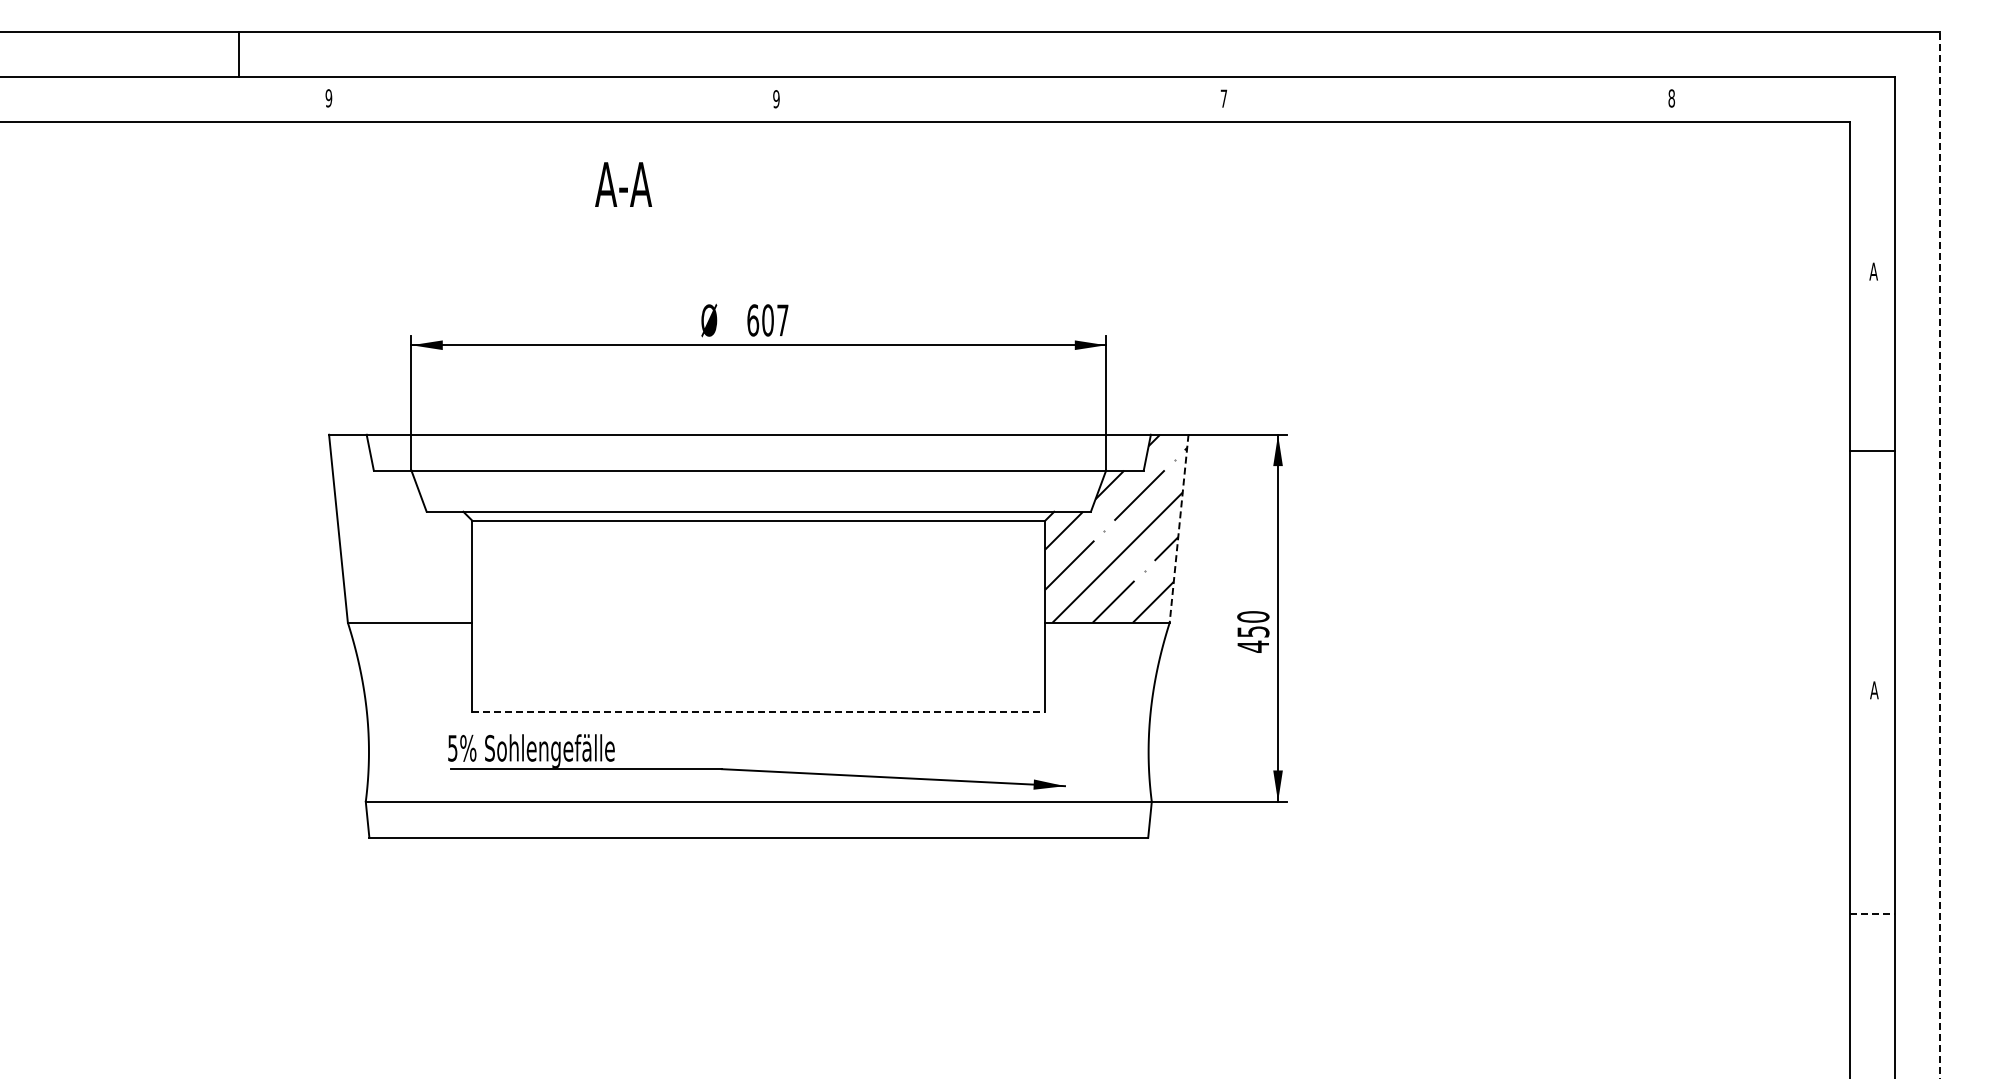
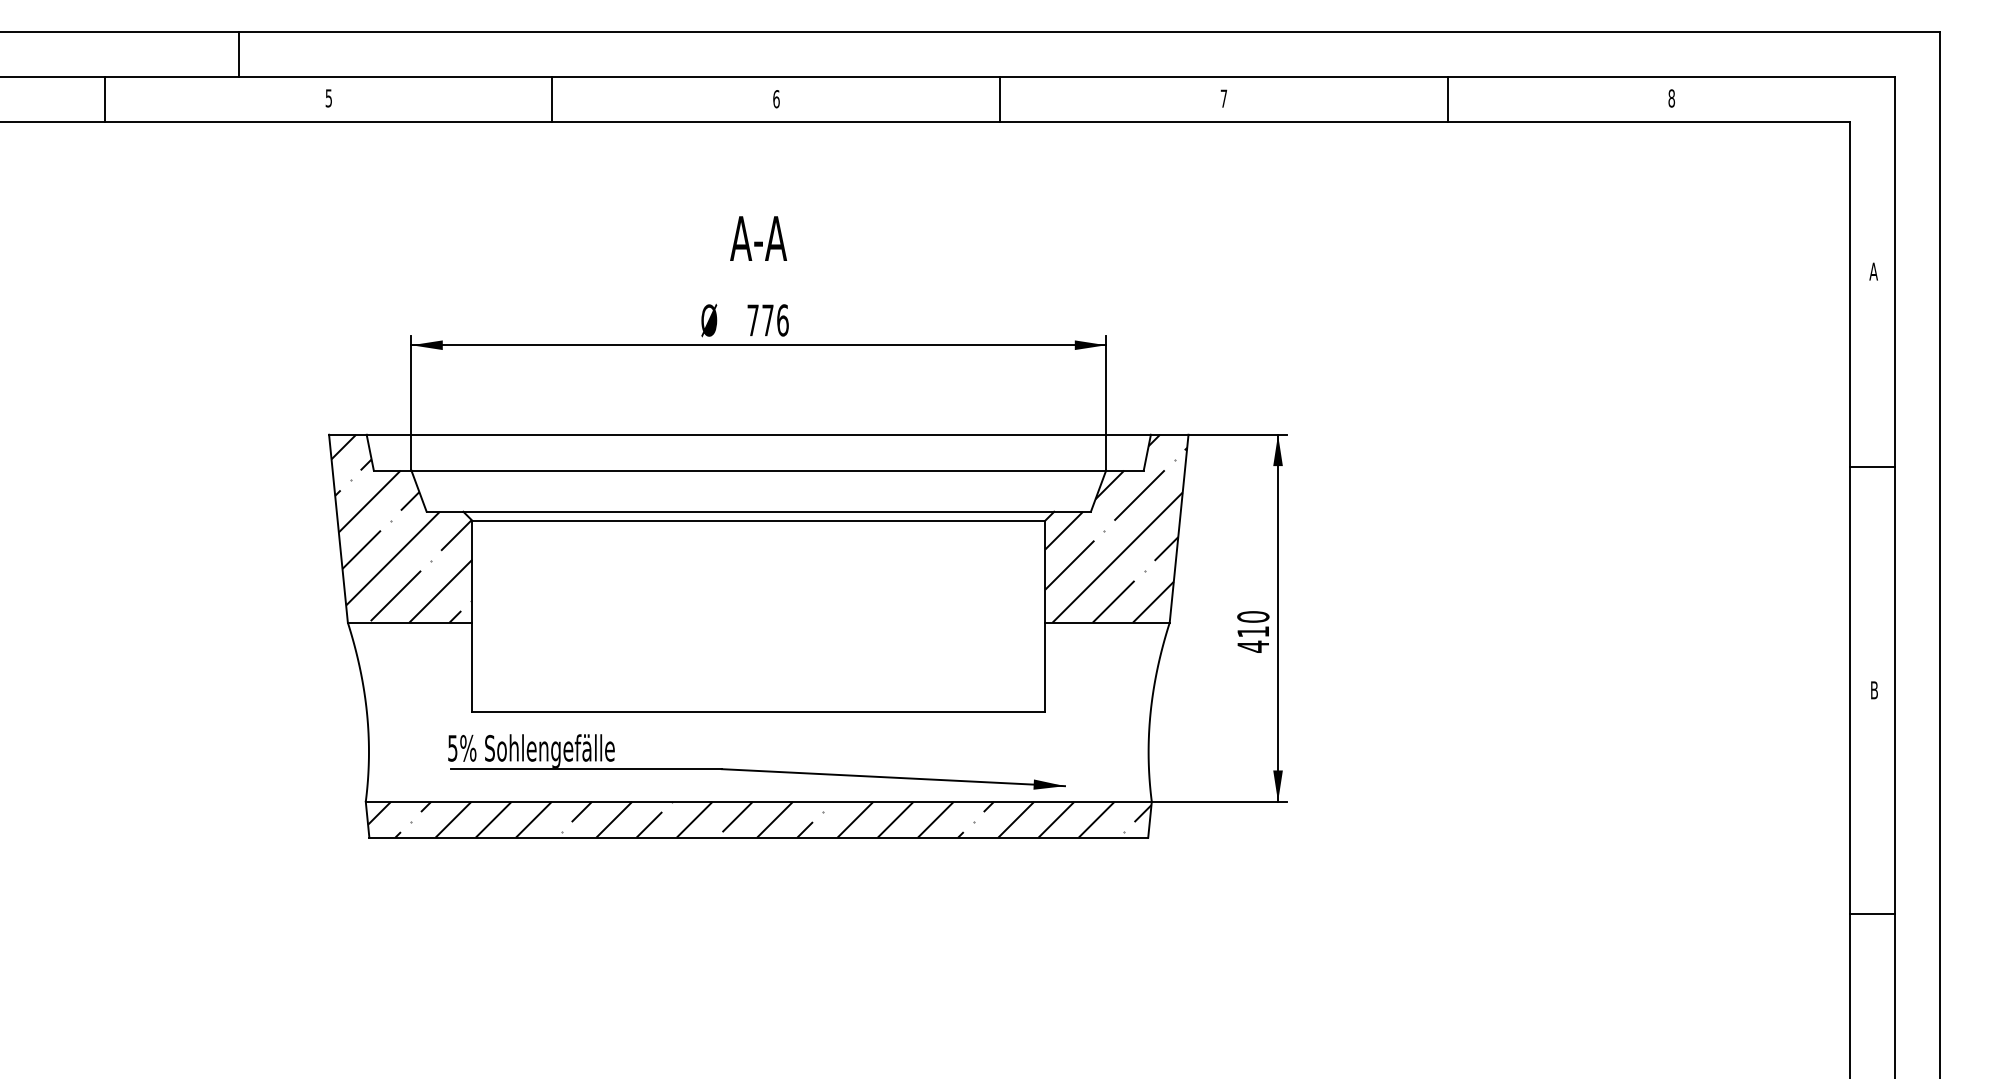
text: 9 -> 5 (328, 98)
line: none -> present (104, 99)
line: none -> present (552, 99)
text: 9 -> 6 (776, 99)
line: none -> present (1000, 99)
line: none -> present (1447, 99)
text position: (623, 184) -> (758, 238) (758, 238)
text: 607 -> 776 (767, 320)
line position: (1872, 450) -> (1872, 466) (1872, 466)
hatch: none -> present (401, 528)
line: dashed -> solid (1179, 529)
line: dashed -> solid (1940, 555)
text: 450 -> 410 (1253, 631)
text: A -> B (1874, 690)
line: dashed -> solid (759, 712)
hatch: none -> present (759, 819)
line: dashed -> solid (1873, 914)
